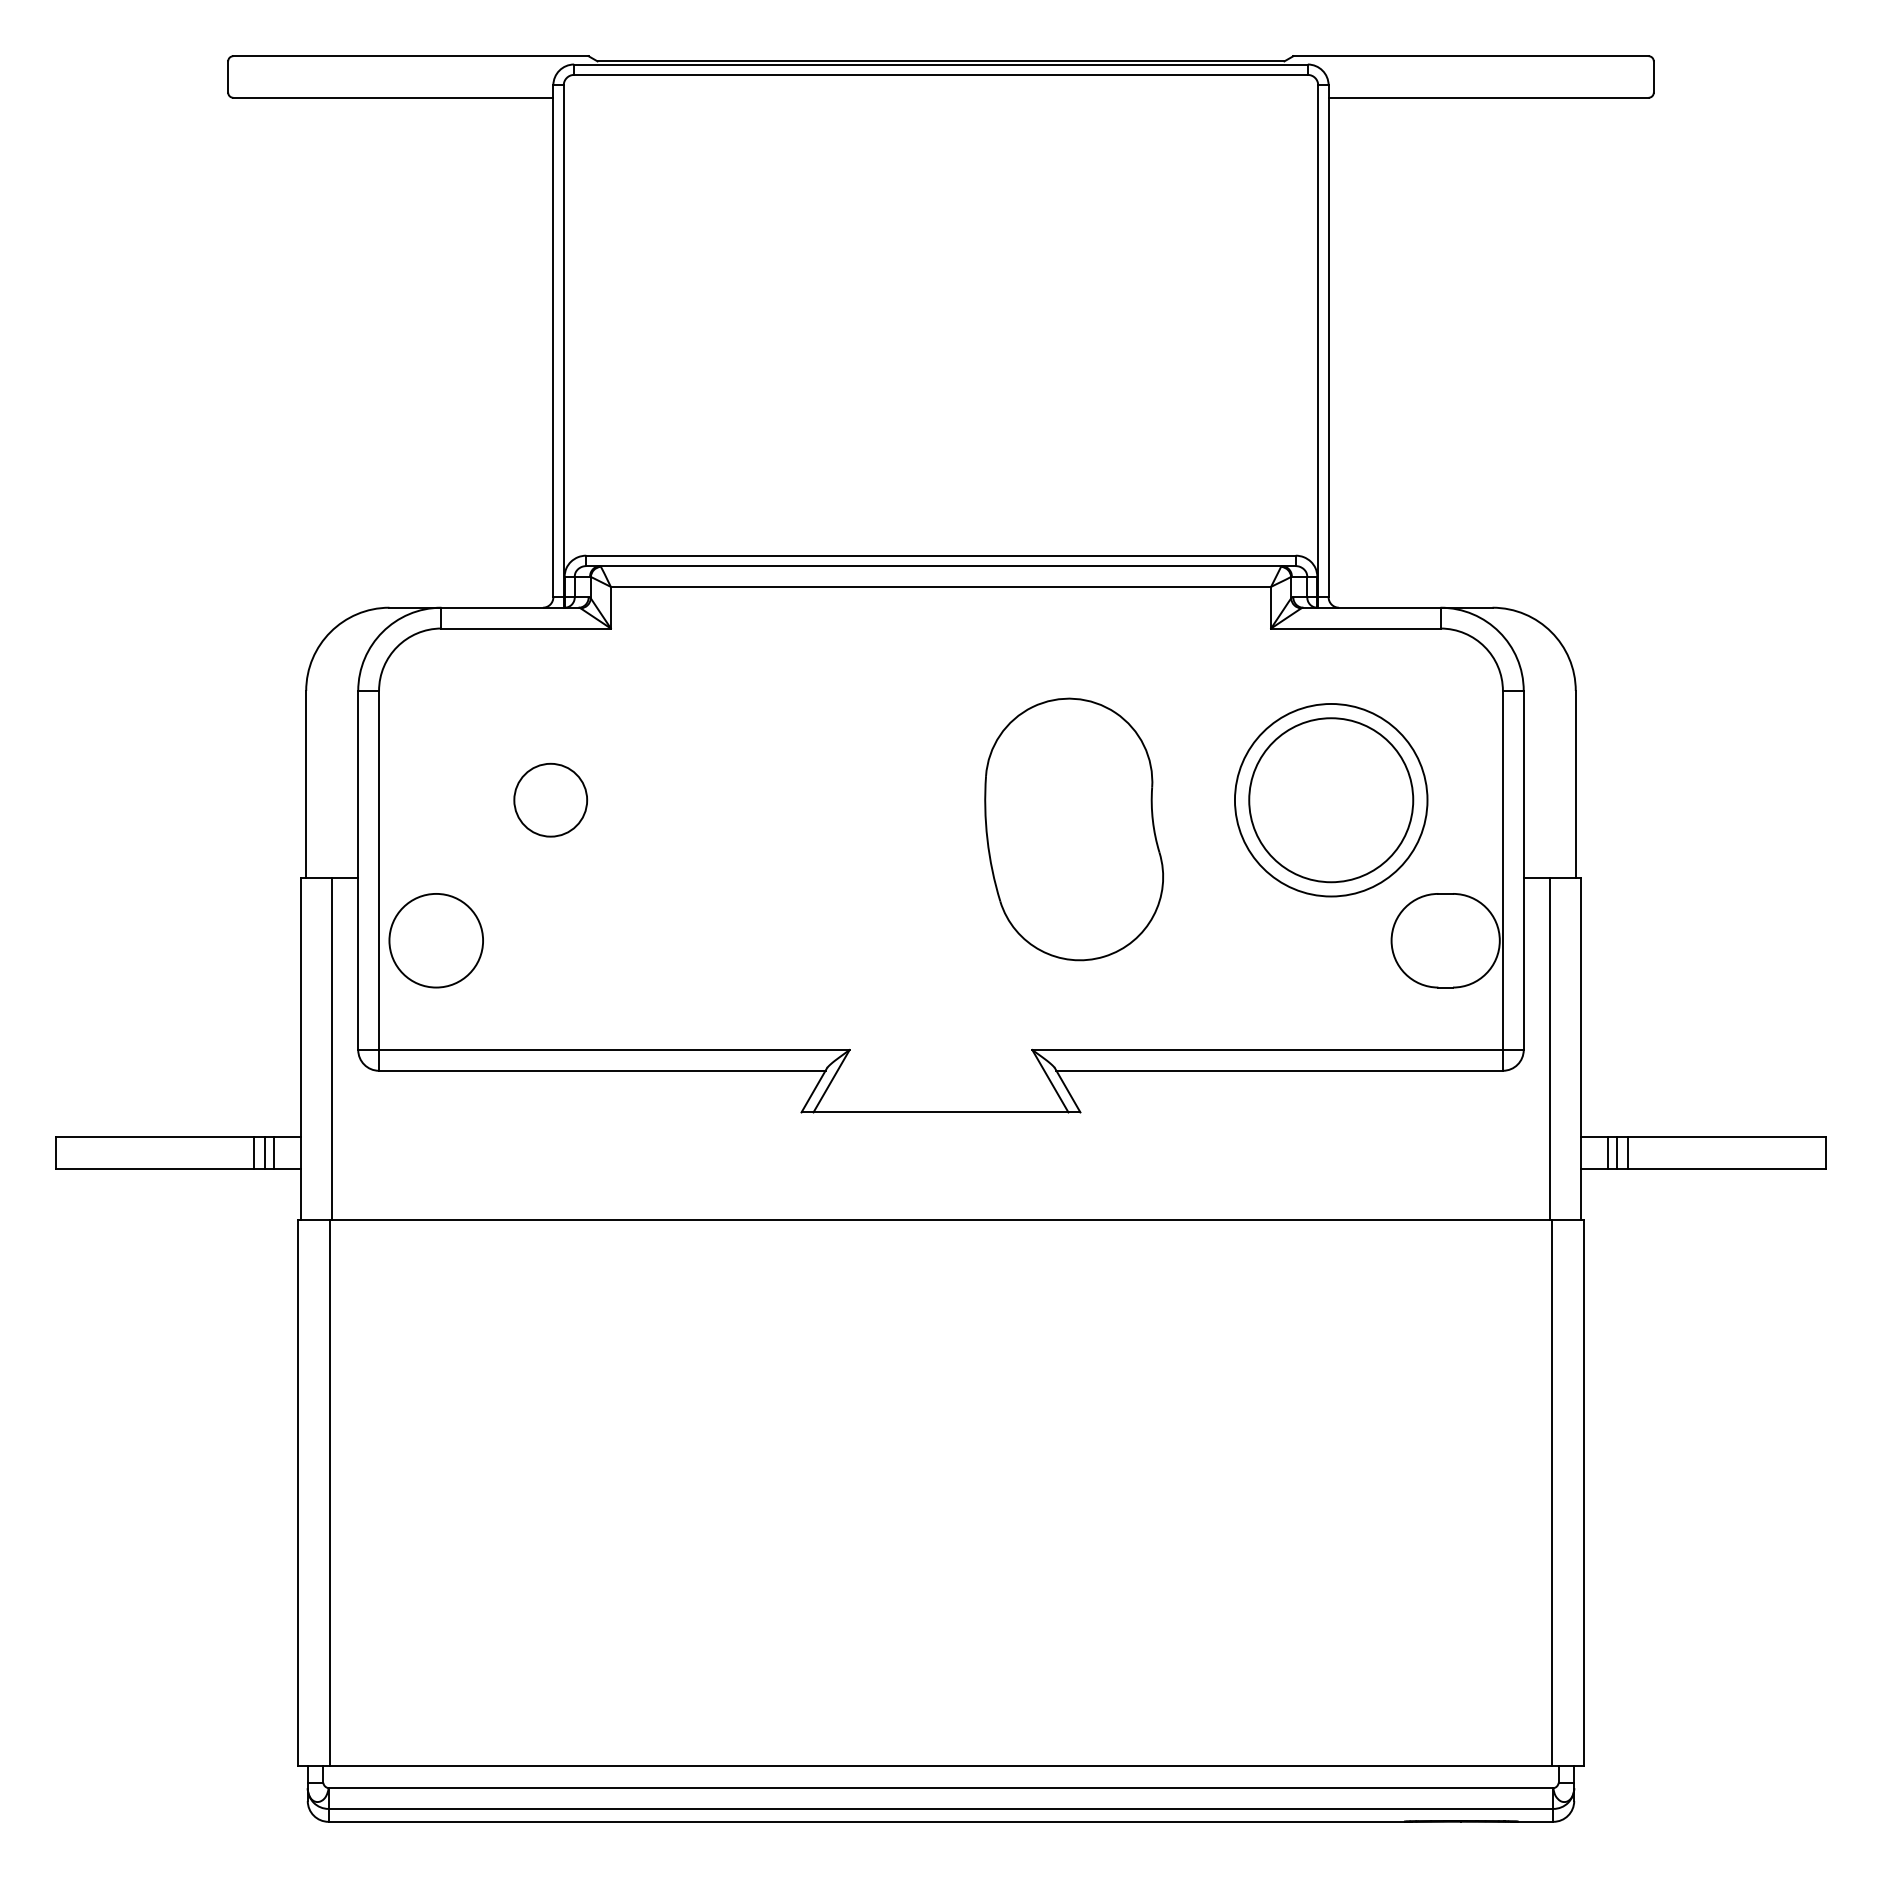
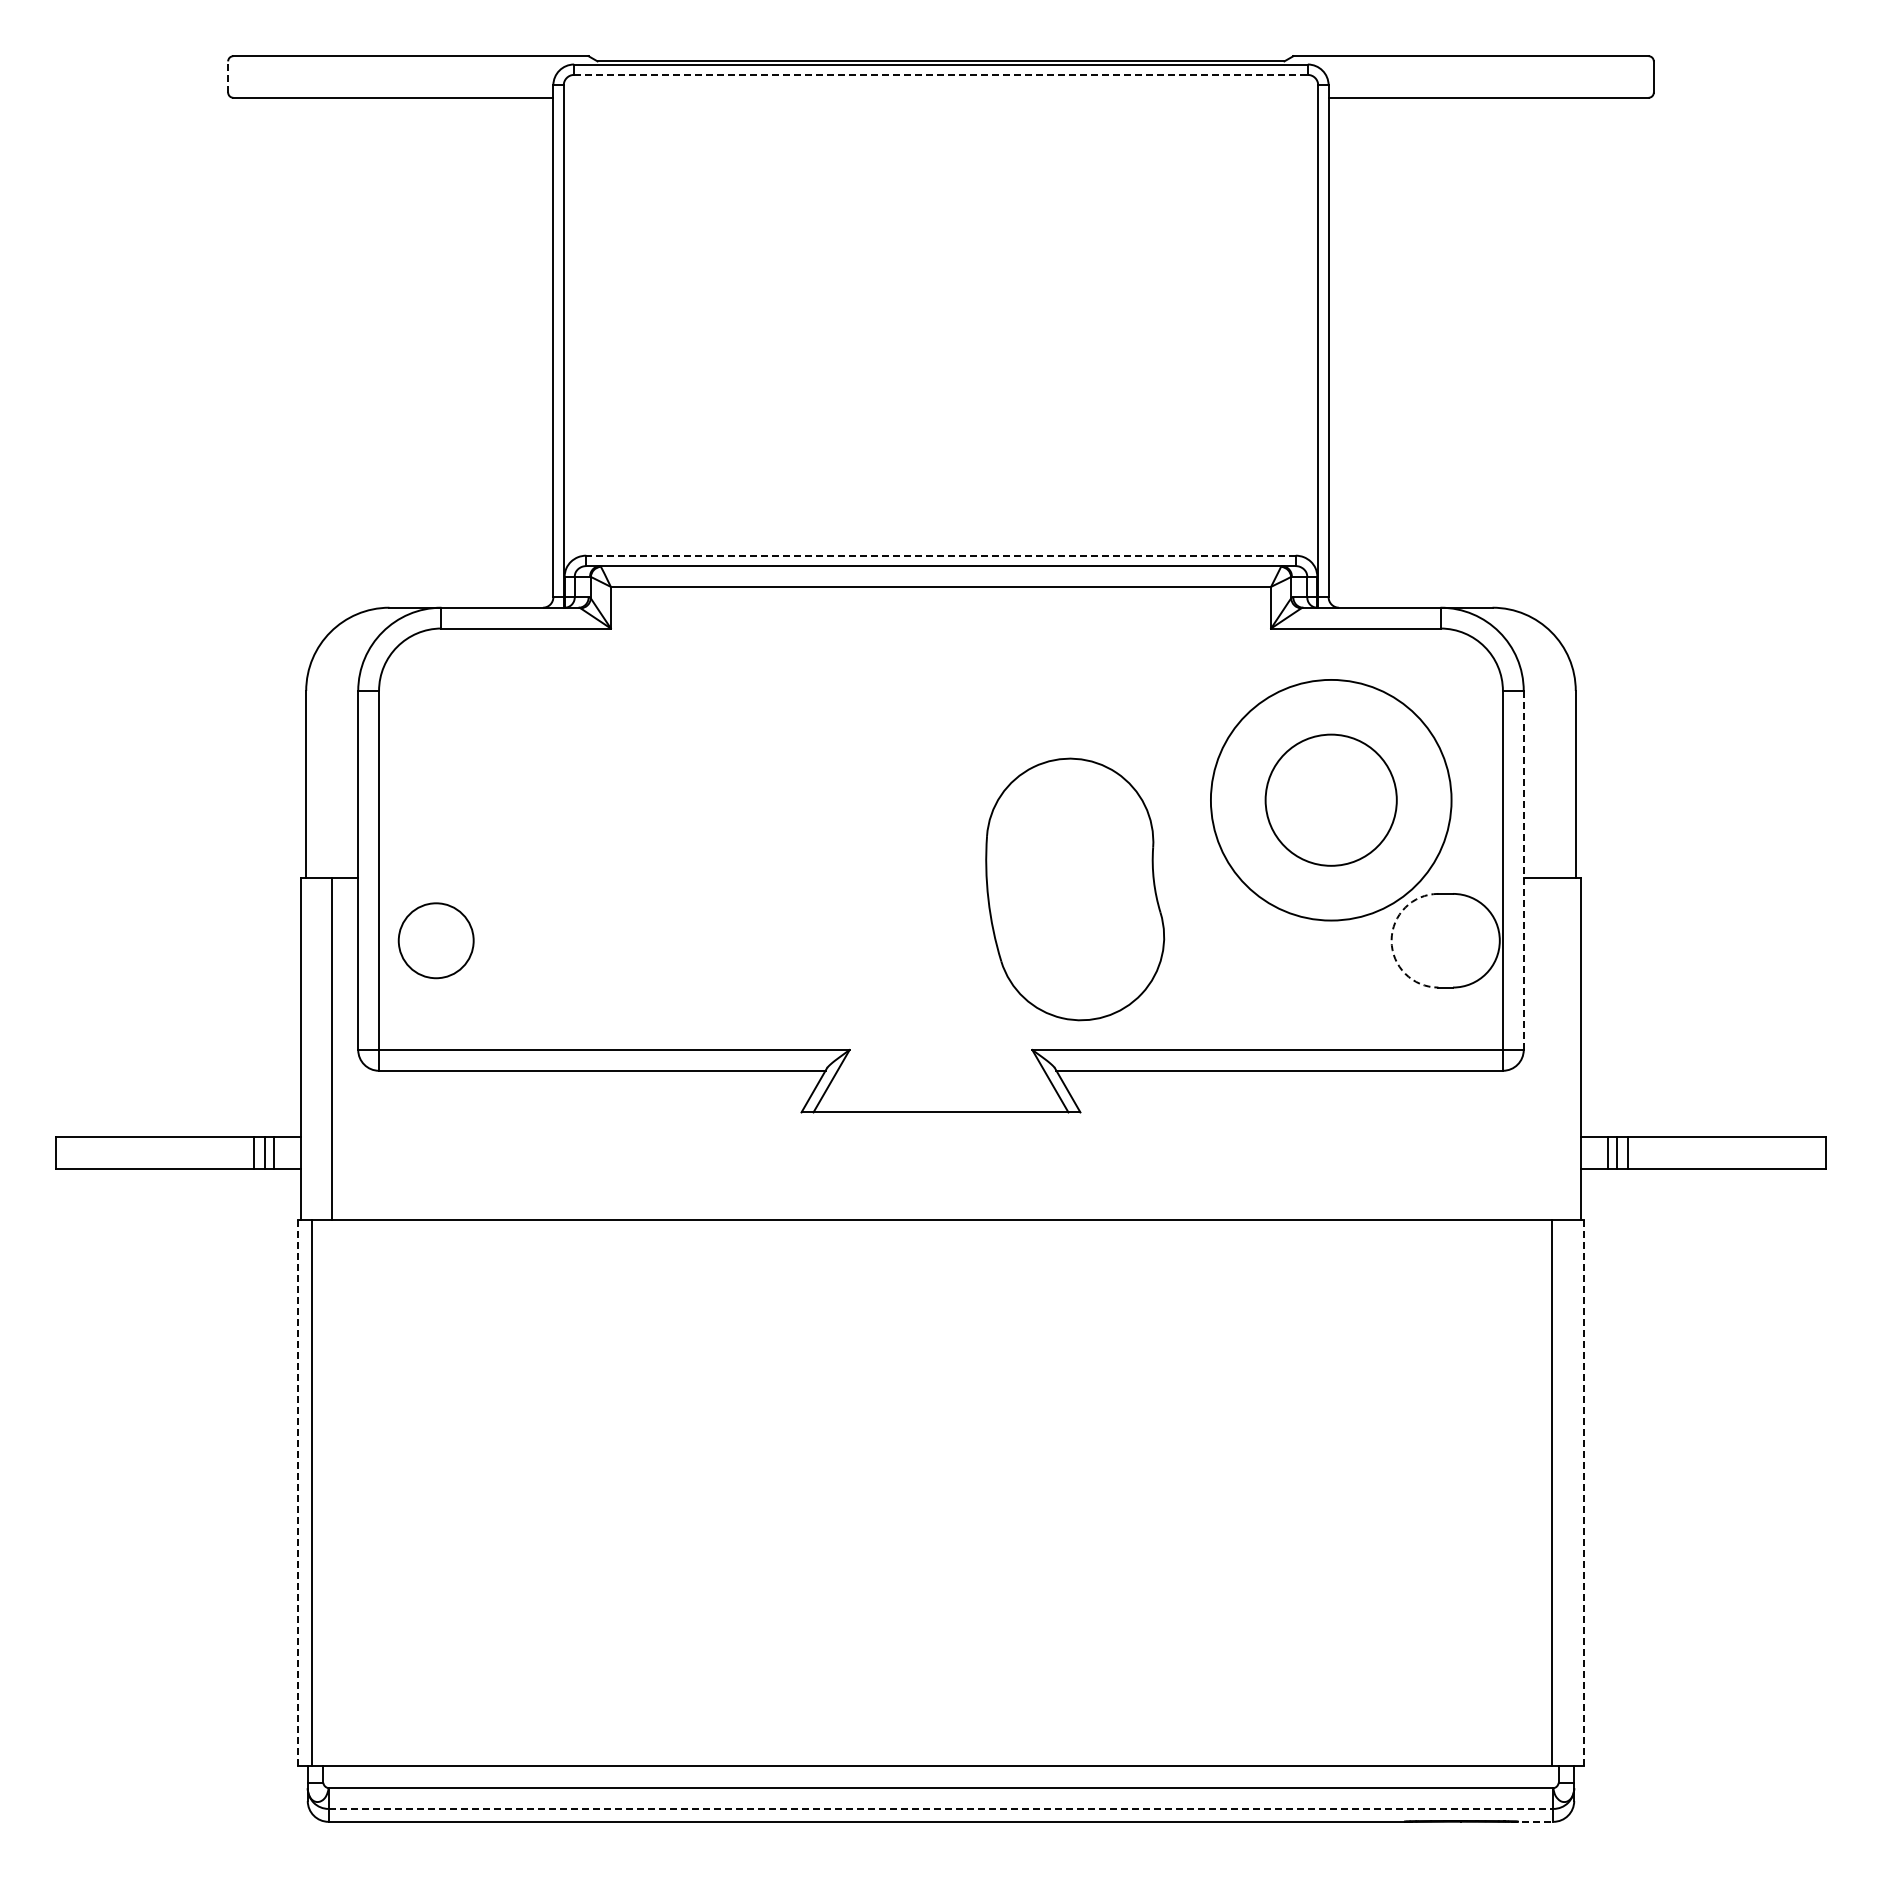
line: solid -> dashed (940, 74)
line: solid -> dashed (228, 77)
line: solid -> dashed (940, 555)
circle: present -> none (550, 799)
circle diameter: 193 px -> 241 px (1330, 799)
circle diameter: 164 px -> 131 px (1330, 799)
part position: (1073, 829) -> (1074, 889) (1074, 889)
line: solid -> dashed (1523, 870)
circle size: 96x96 px -> 78x78 px (435, 940)
arc: solid -> dashed (1391, 940)
line: present -> none (1549, 1048)
line position: (329, 1492) -> (311, 1492) (311, 1492)
line: solid -> dashed (1583, 1492)
line: solid -> dashed (298, 1493)
line: solid -> dashed (941, 1809)
line: solid -> dashed (1532, 1821)
